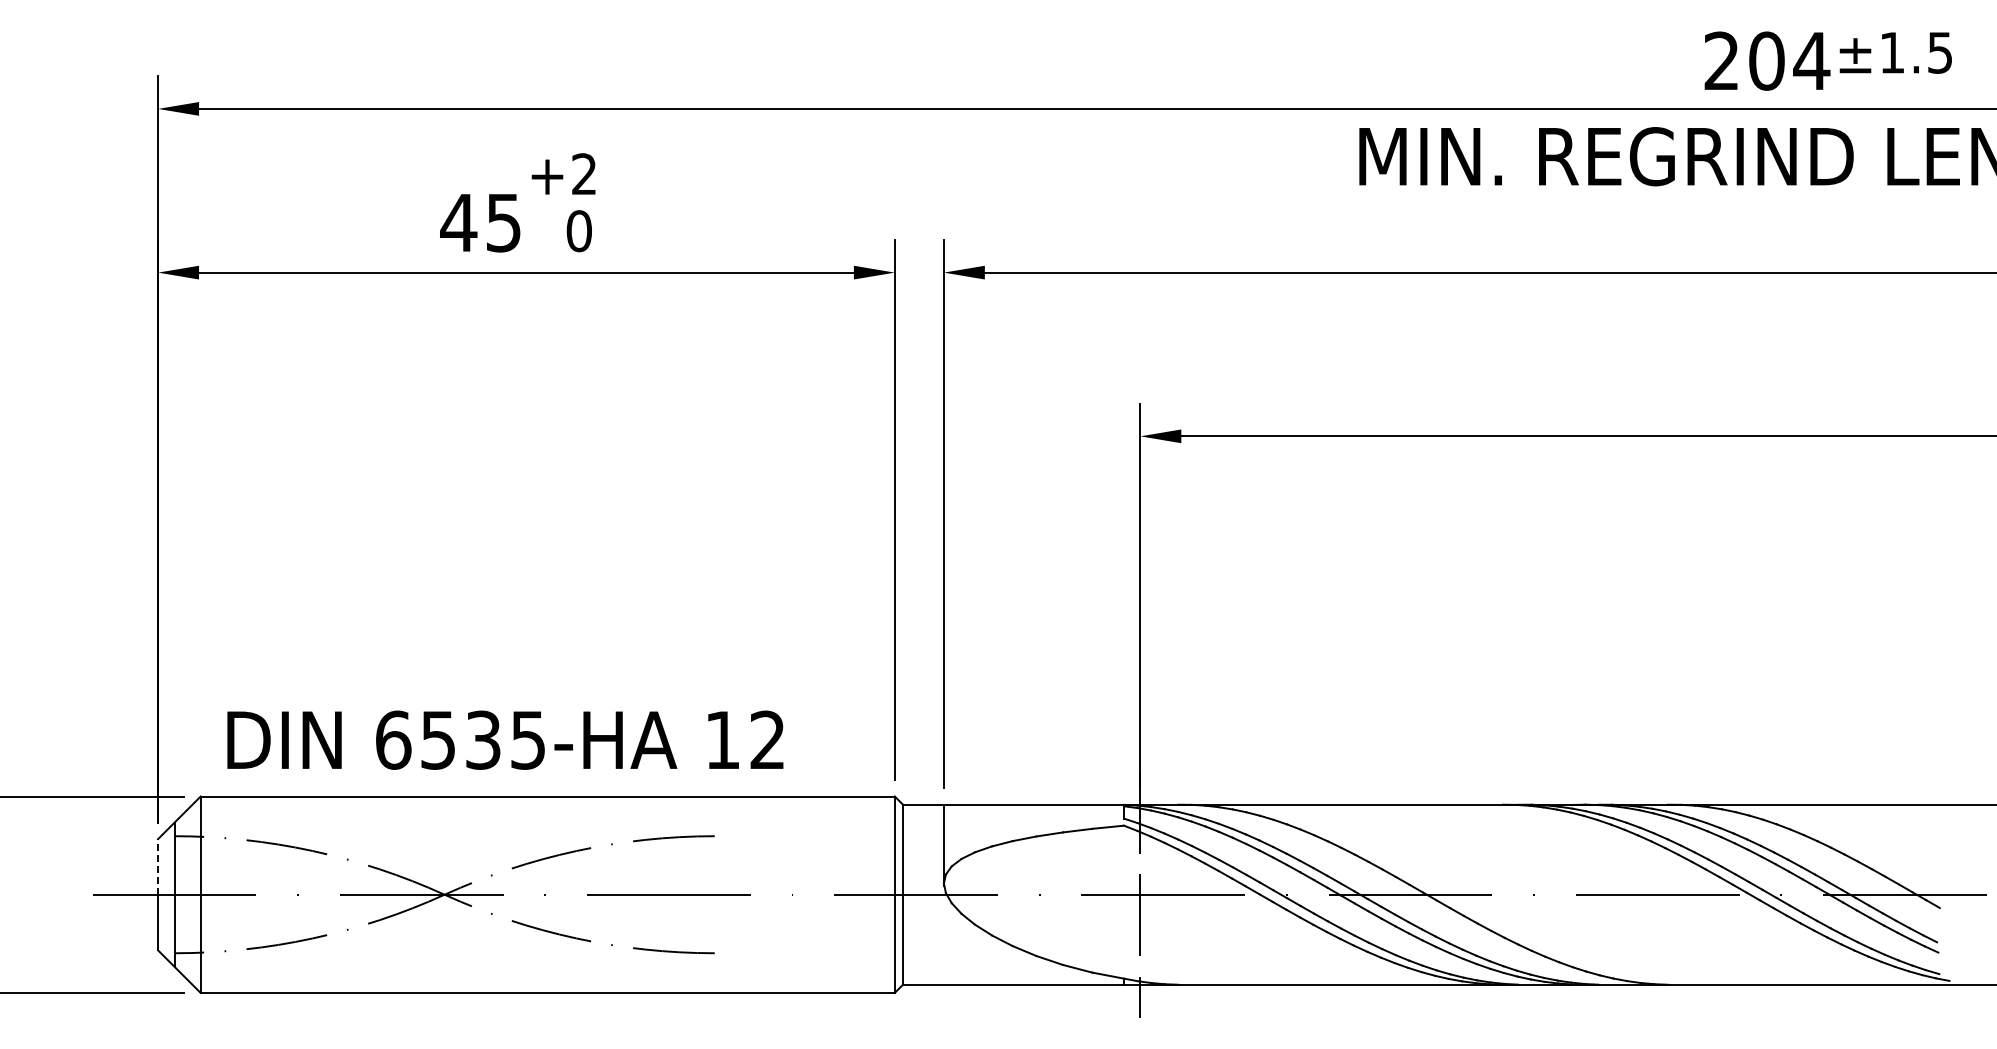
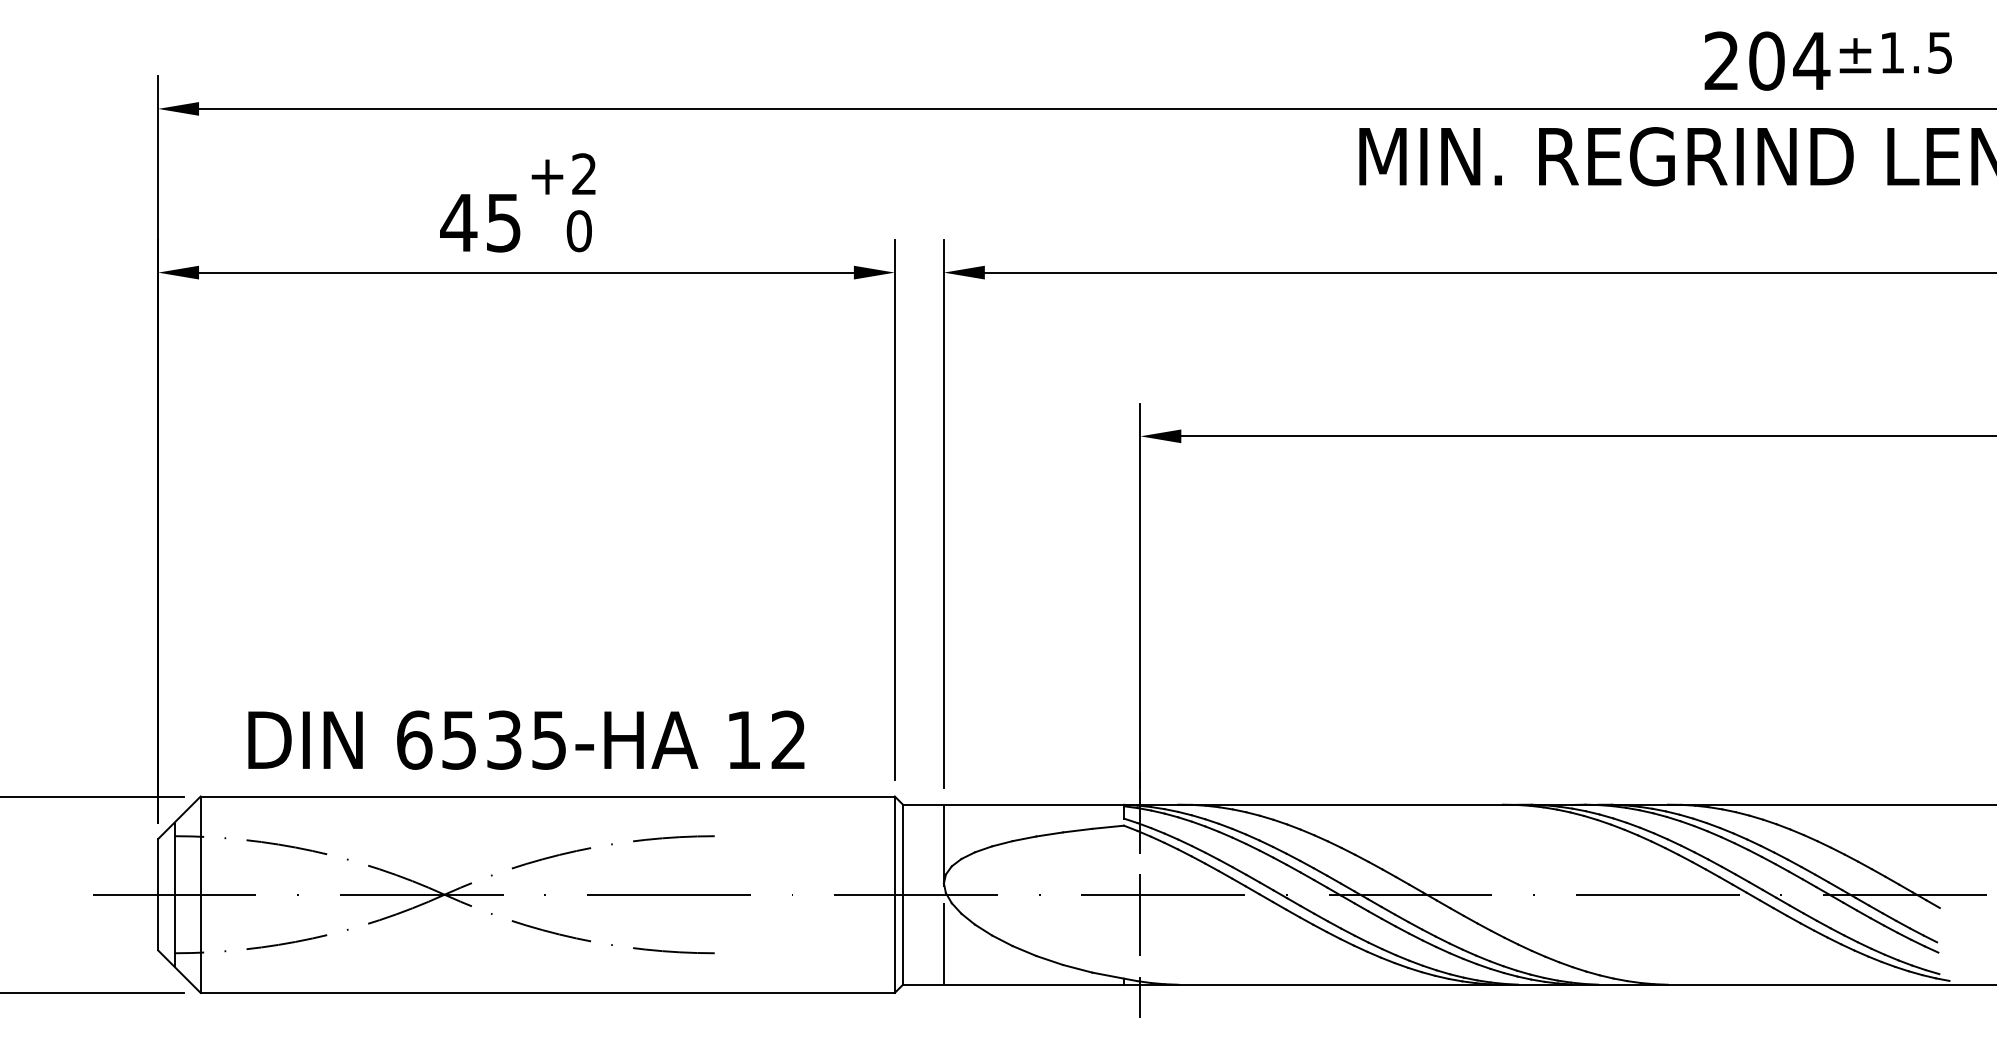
text position: (505, 739) -> (526, 739) (526, 739)
line: dashed -> solid (158, 866)
line: none -> present (943, 939)
